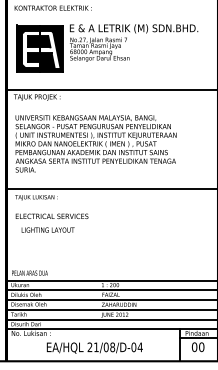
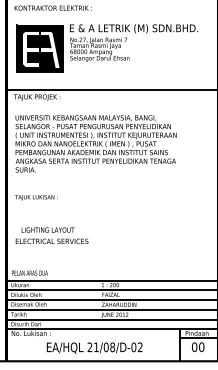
line: present -> none (110, 189)
text position: (51, 215) -> (51, 240) (51, 240)
text: 21/08/D-04 -> 21/08/D-02 (139, 347)
